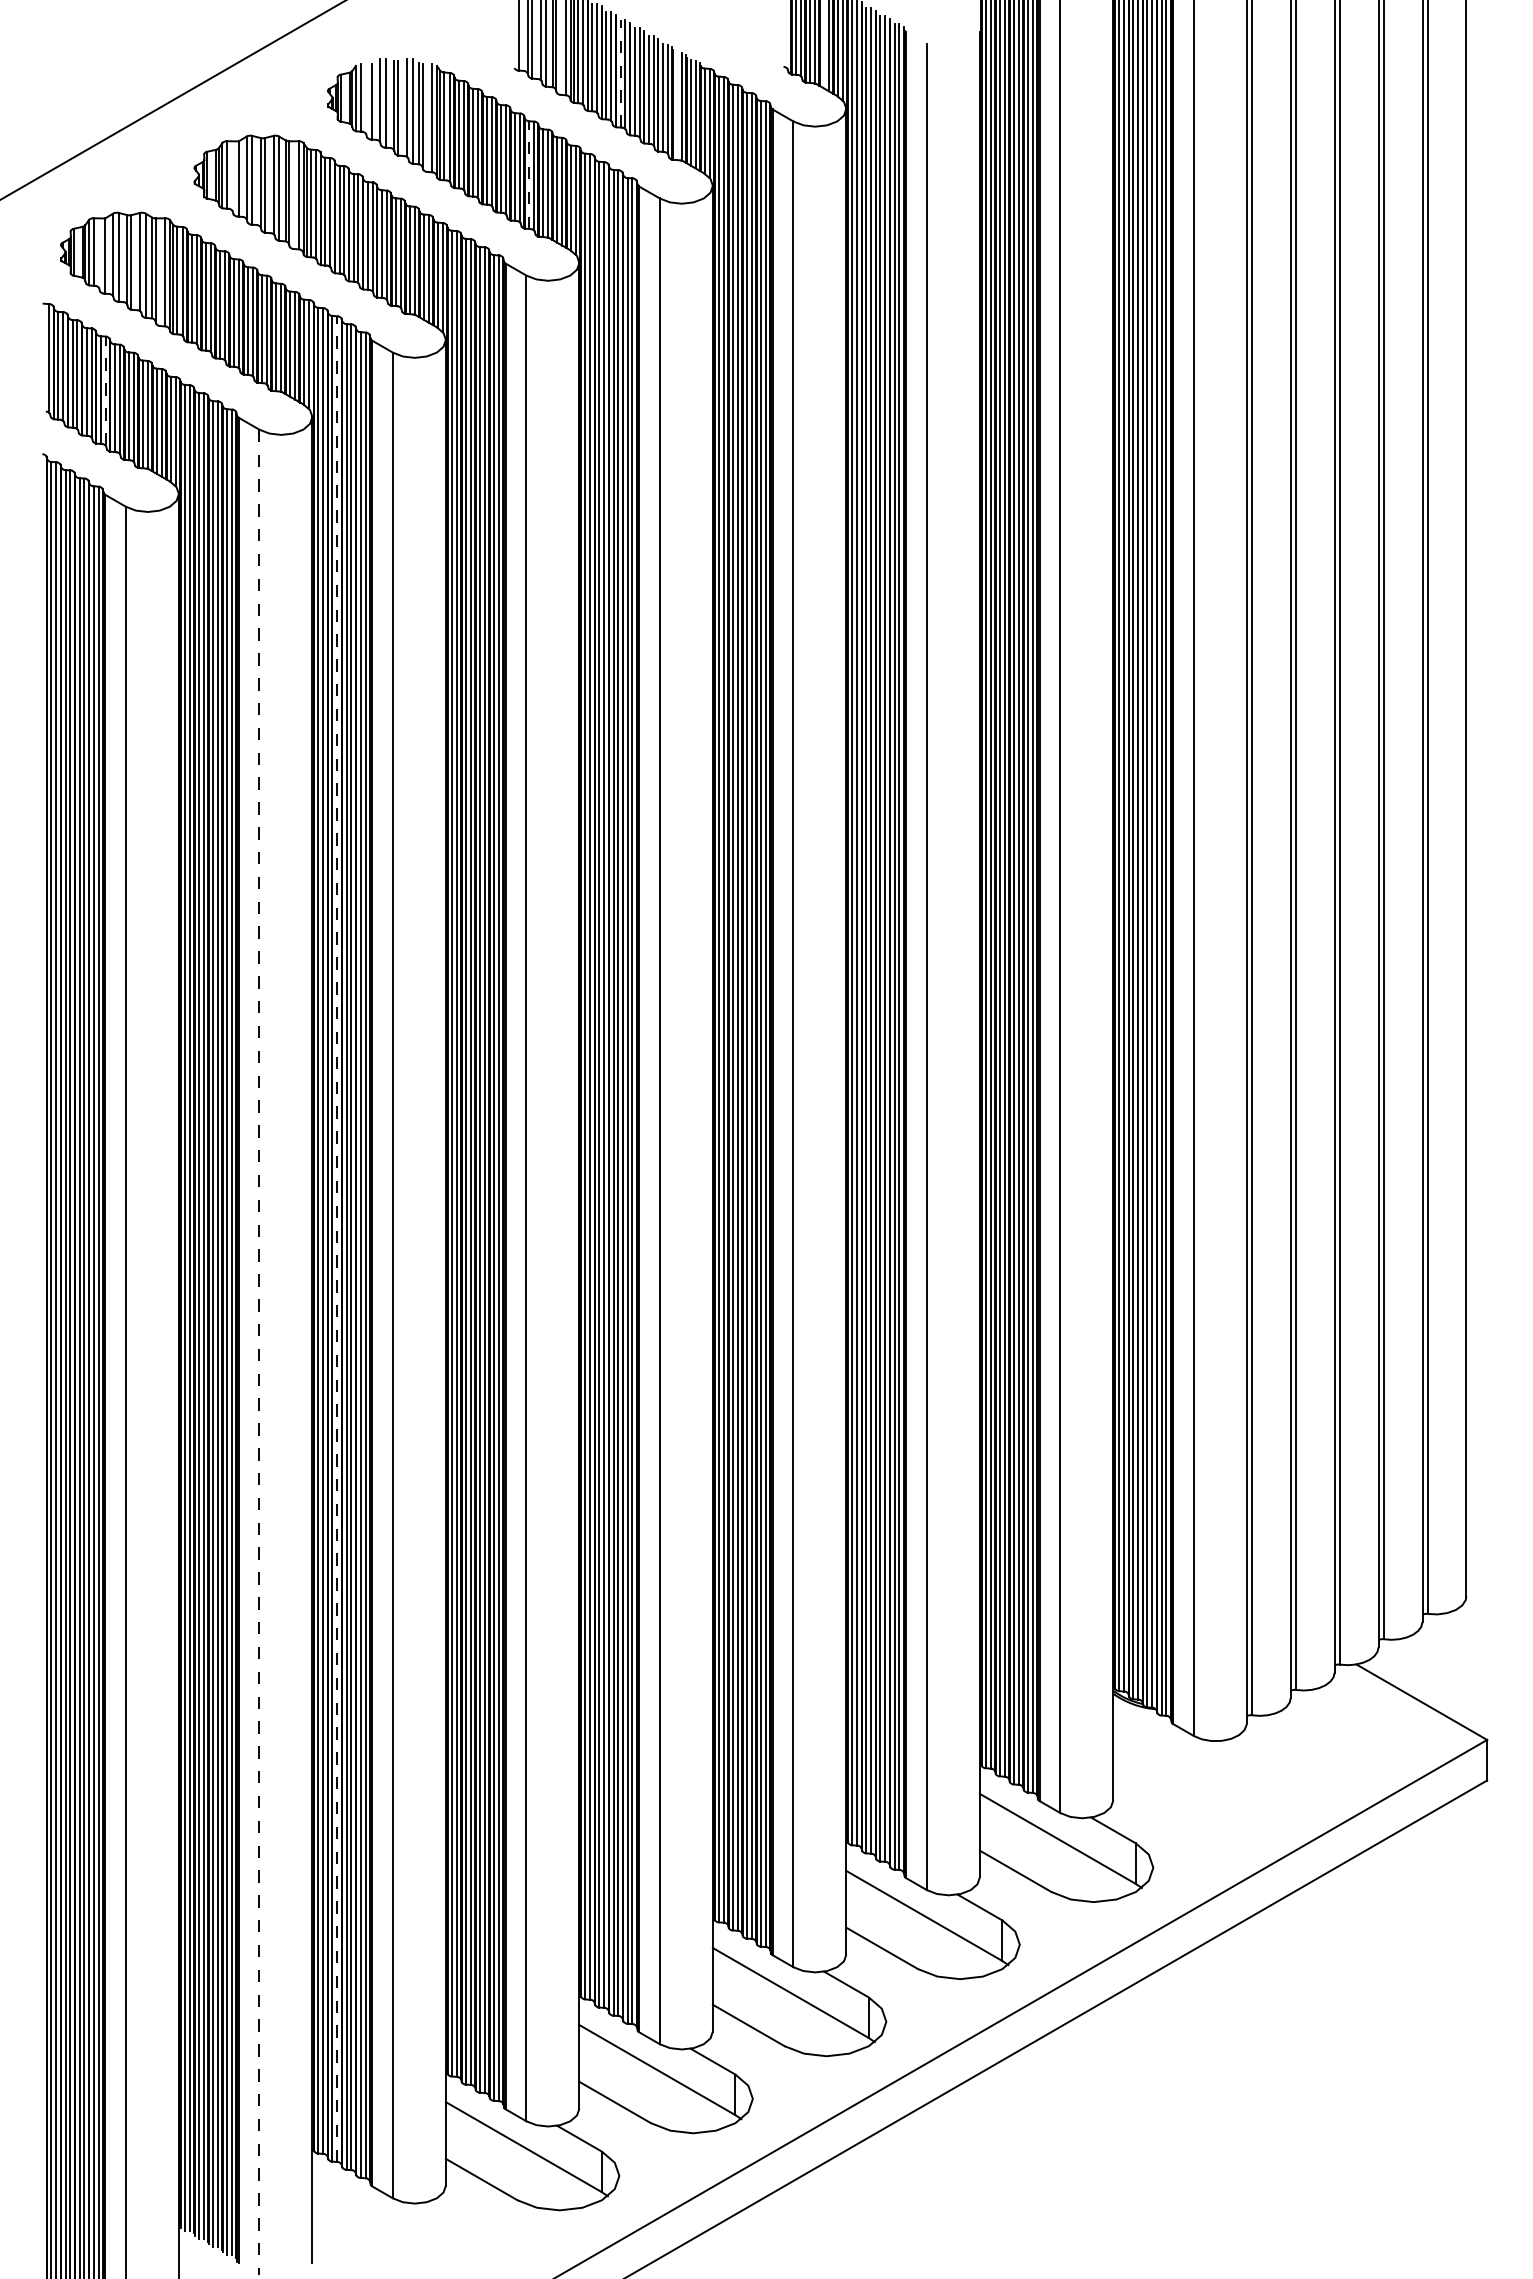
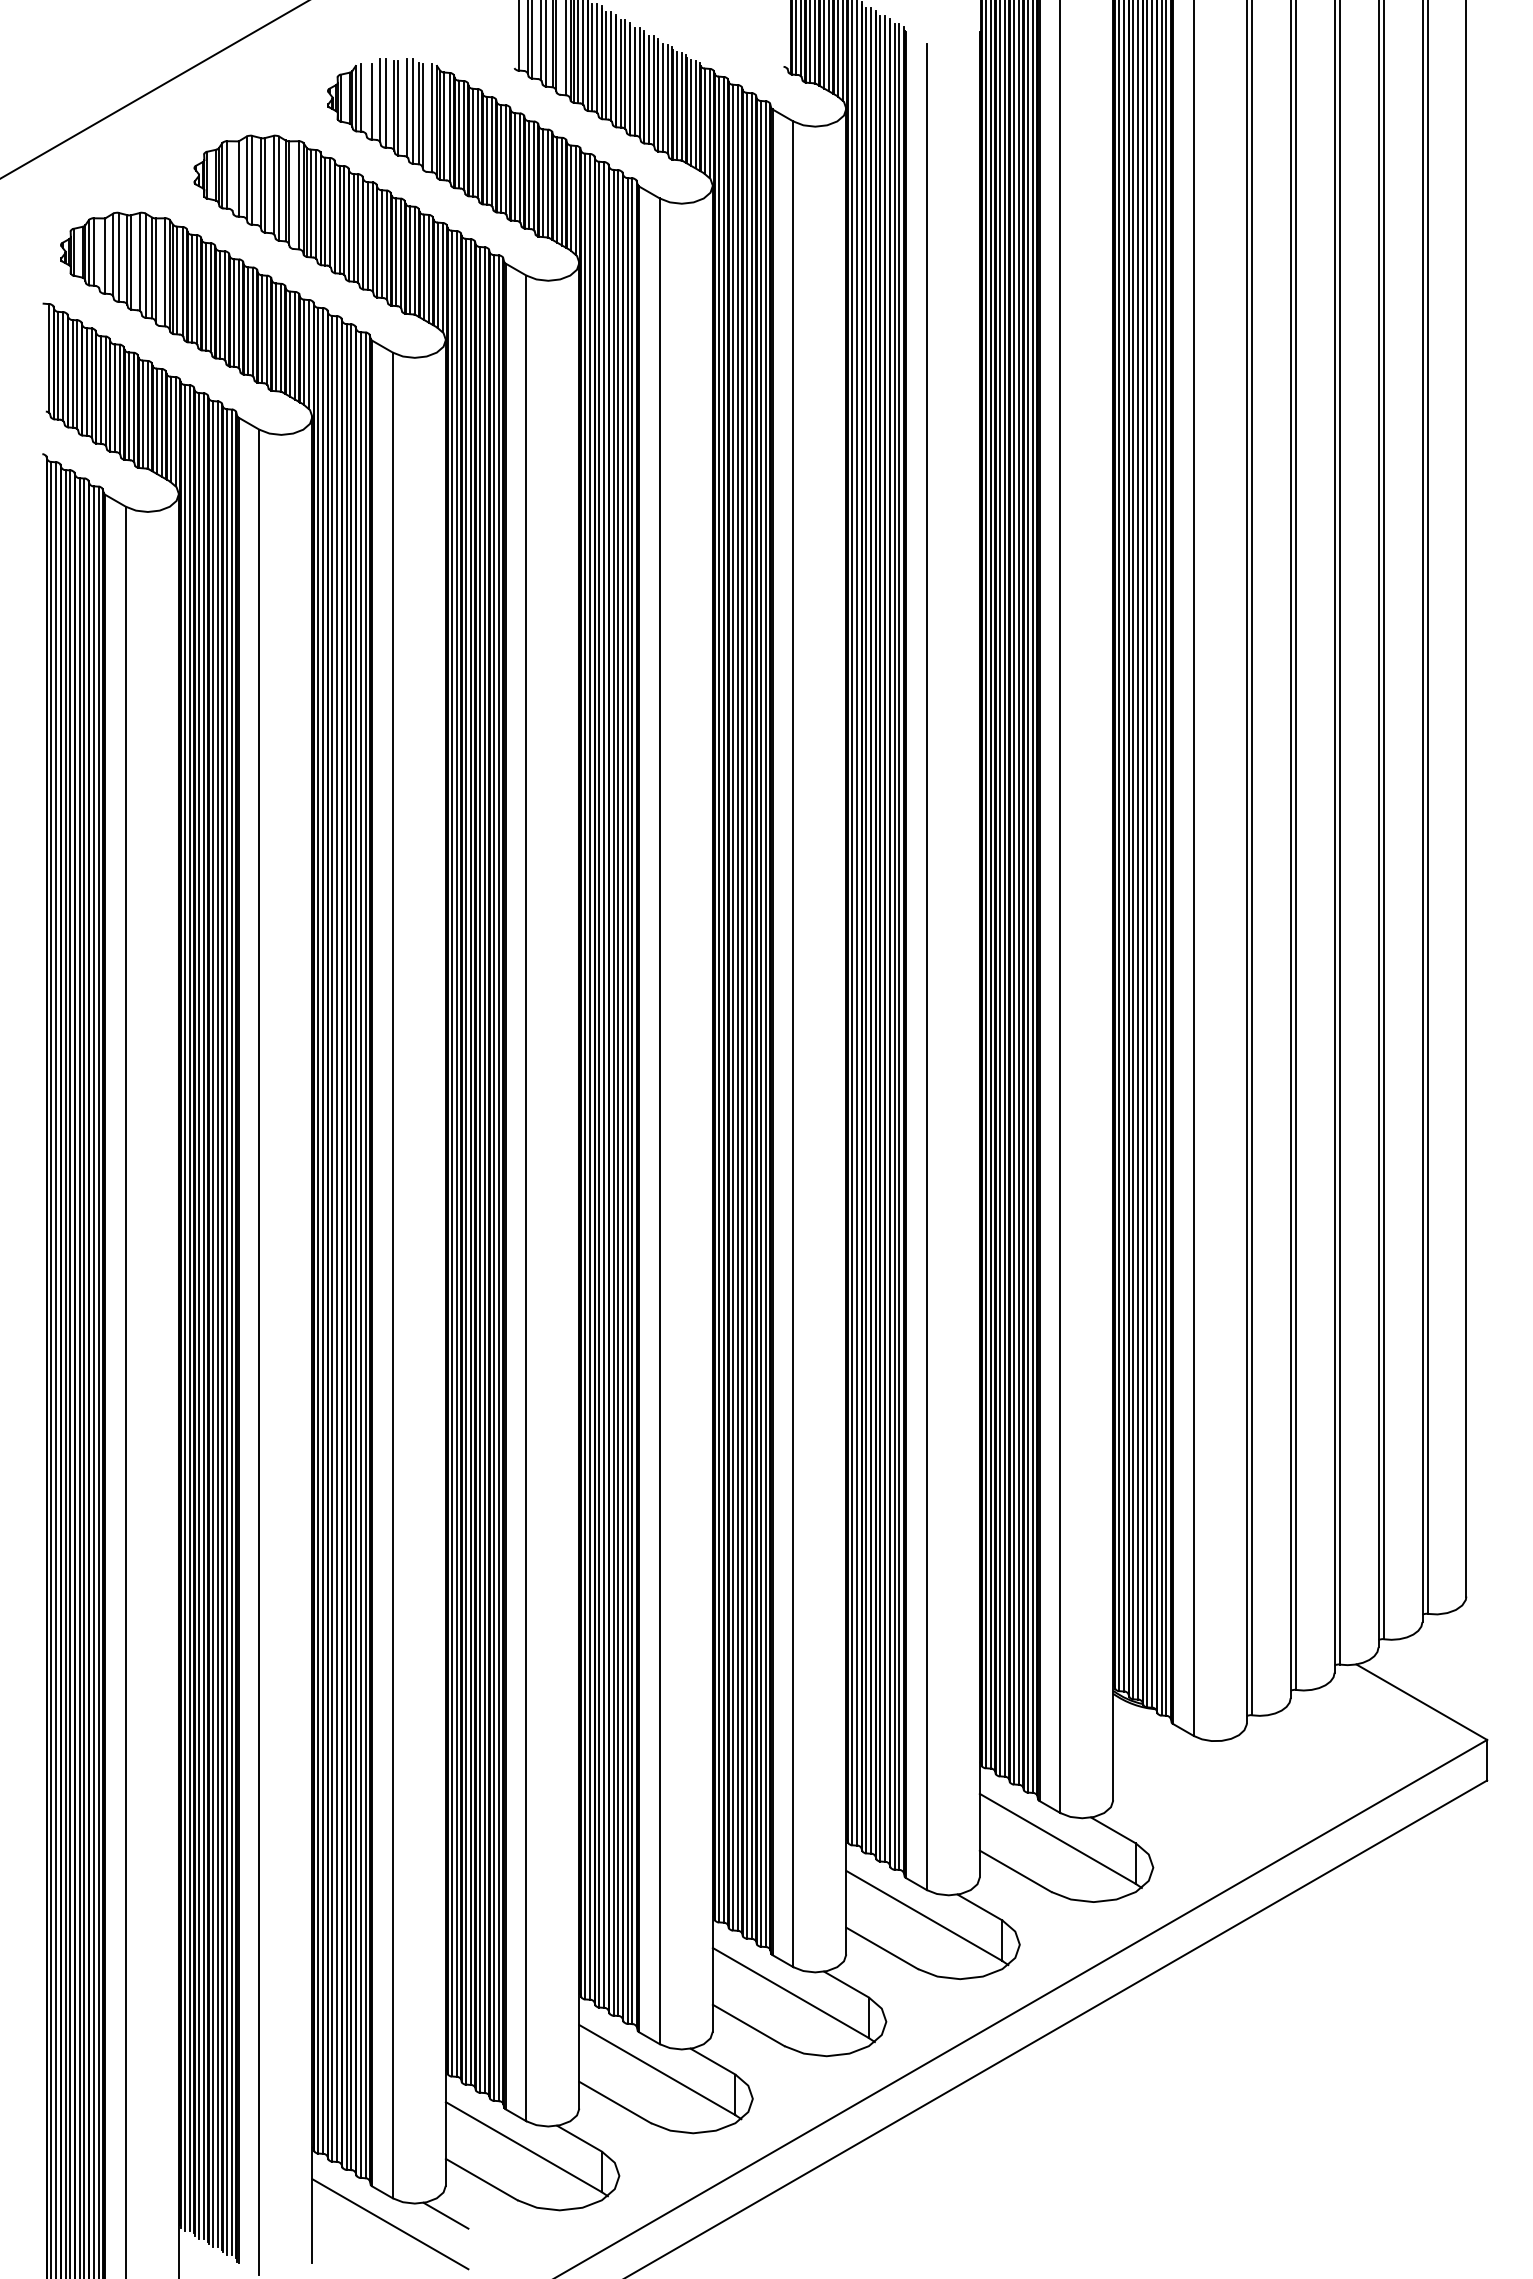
line: none -> present (824, 45)
line: dashed -> solid (620, 73)
line position: (172, 100) -> (154, 89) (154, 89)
line: none -> present (676, 106)
line: dashed -> solid (529, 175)
line: dashed -> solid (105, 390)
line: dashed -> solid (337, 1239)
line: dashed -> solid (259, 1352)
line: none -> present (445, 2215)
line: none -> present (390, 2224)
